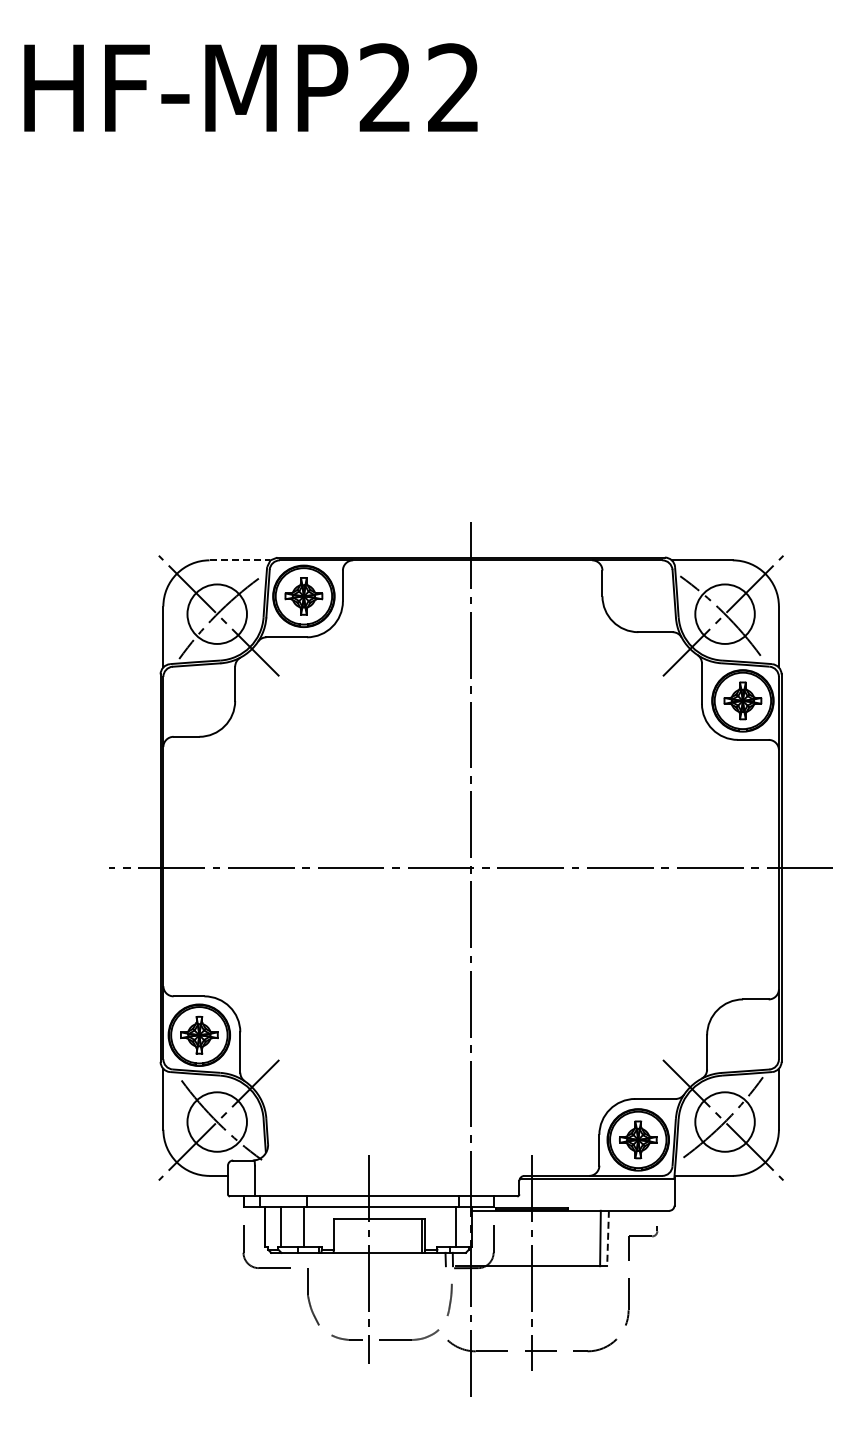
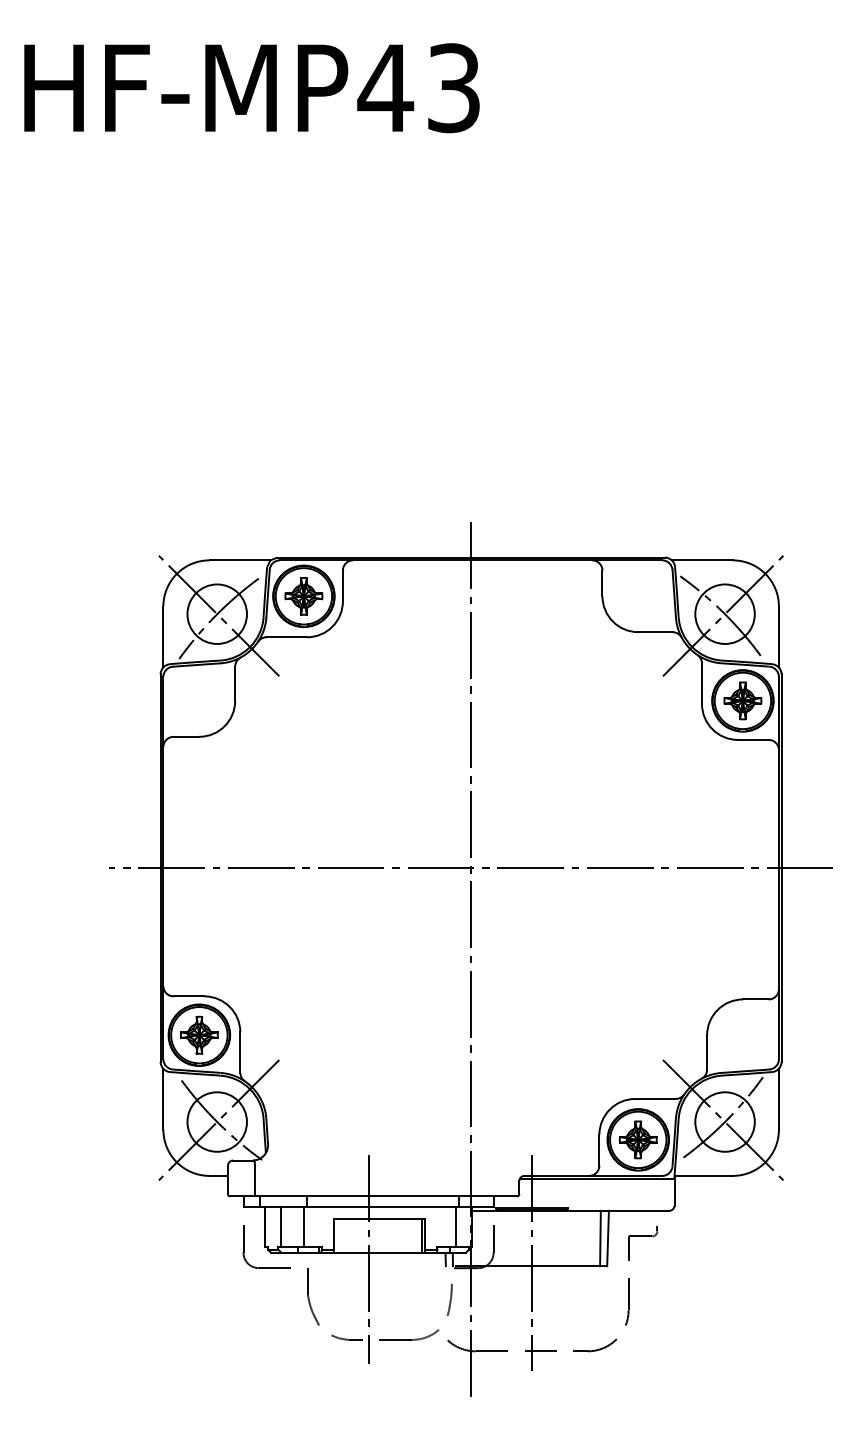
text: HF-MP22 -> HF-MP43 (418, 88)
line: dashed -> solid (240, 560)
line: dashed -> solid (608, 1238)
